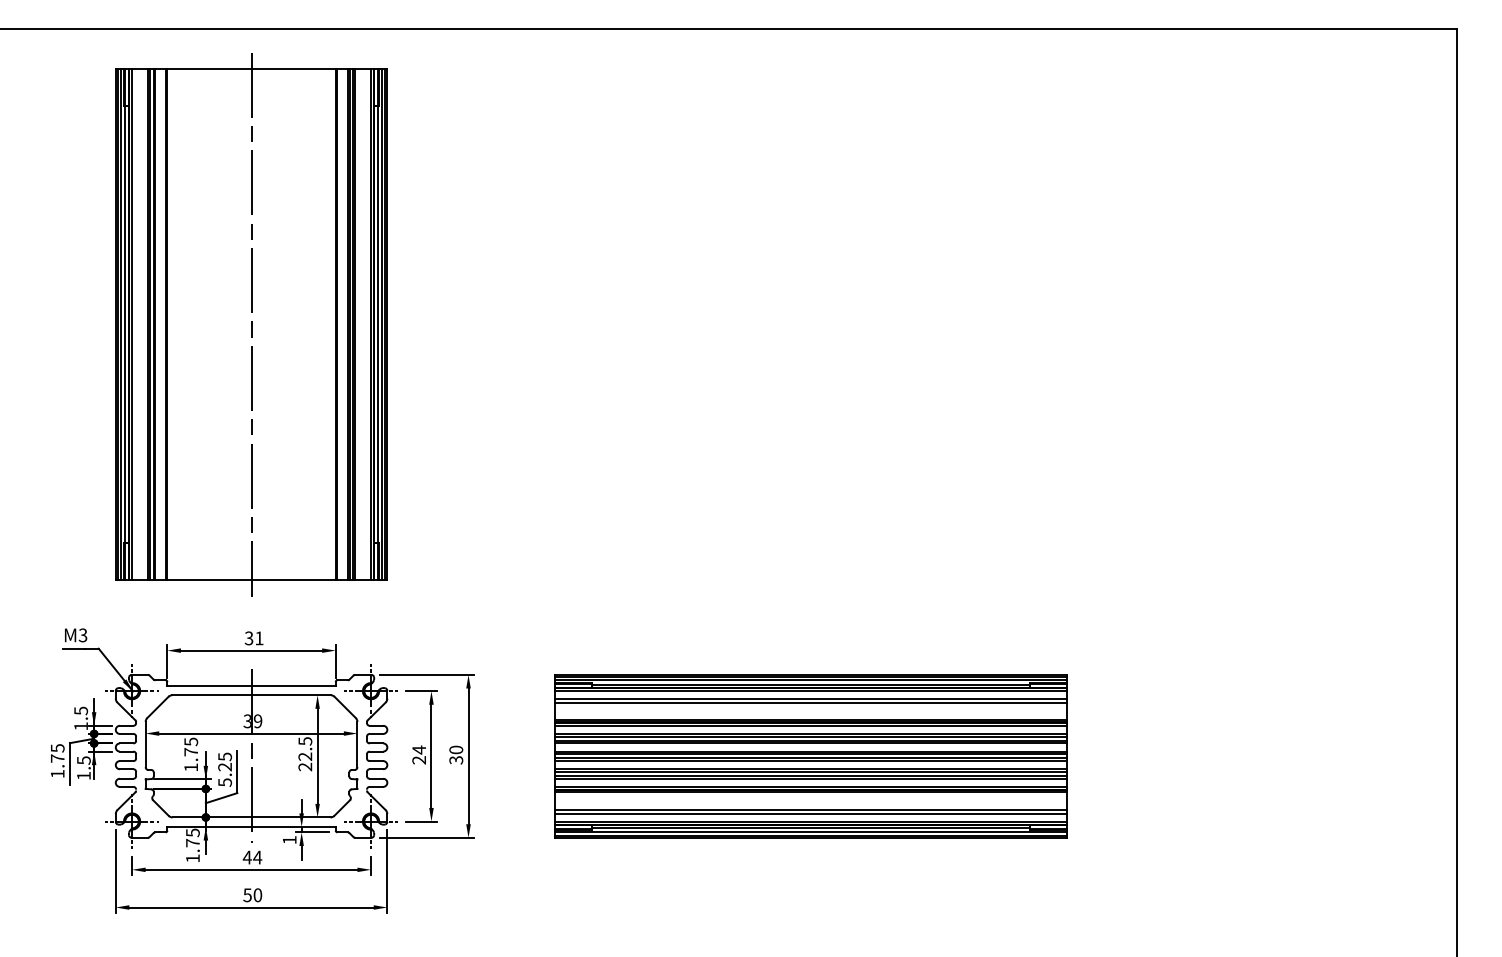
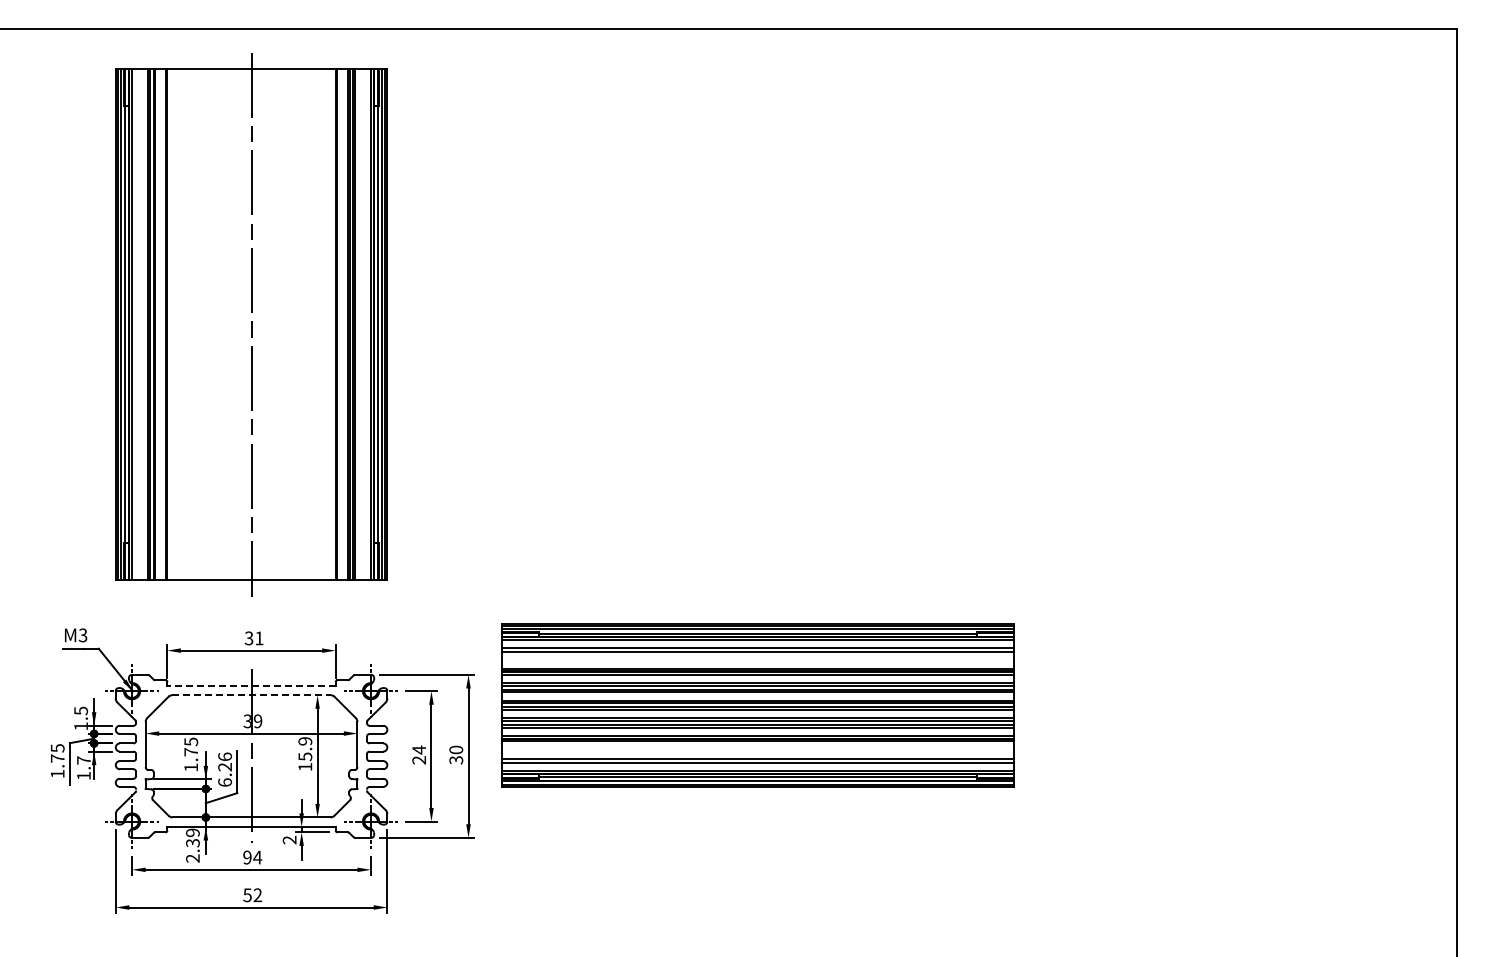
line: solid -> dashed (251, 685)
line: solid -> dashed (252, 695)
text: 22.5 -> 15.9 (305, 754)
part position: (810, 756) -> (757, 705) (757, 705)
text: 1.5 -> 1.7 (83, 760)
text: 5.25 -> 6.26 (224, 769)
text: 1 -> 2 (289, 840)
text: 1.75 -> 2.39 (192, 845)
text: 44 -> 94 (246, 857)
text: 50 -> 52 (257, 895)
